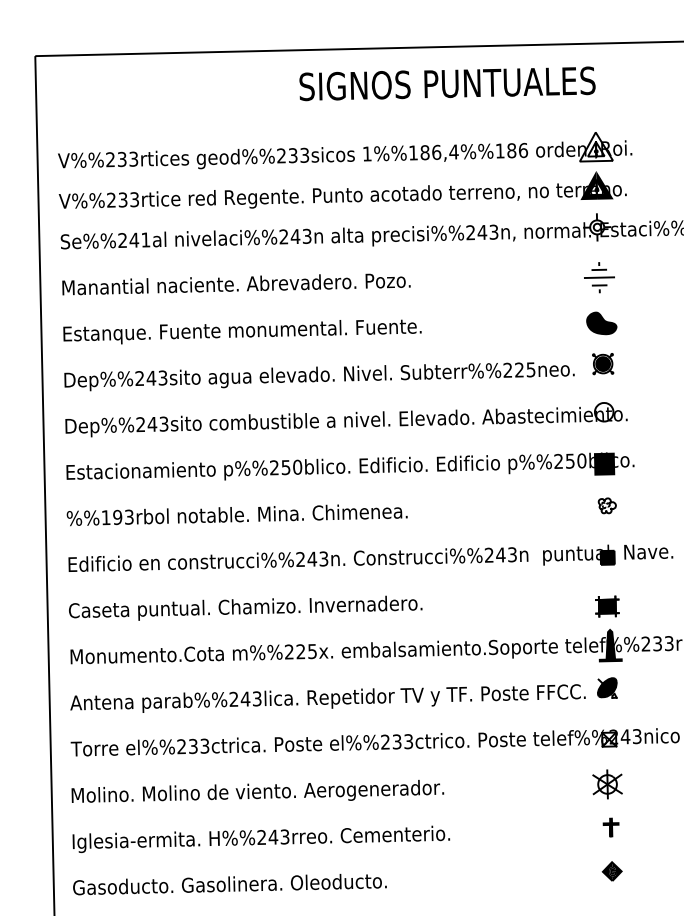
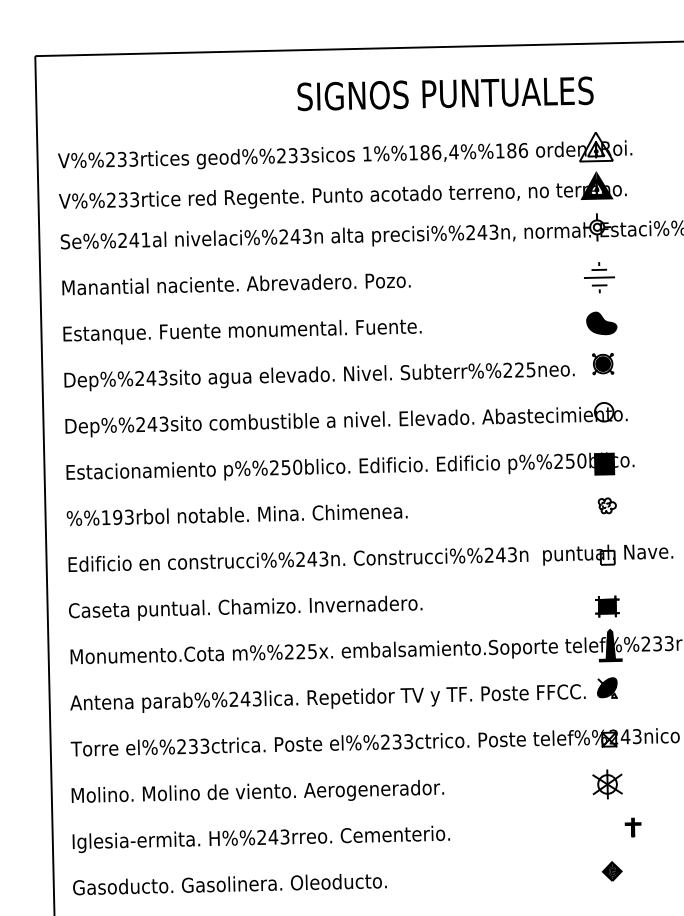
text position: (447, 83) -> (445, 93) (445, 93)
fill: present -> none (607, 557)
part position: (610, 827) -> (632, 827) (632, 827)
